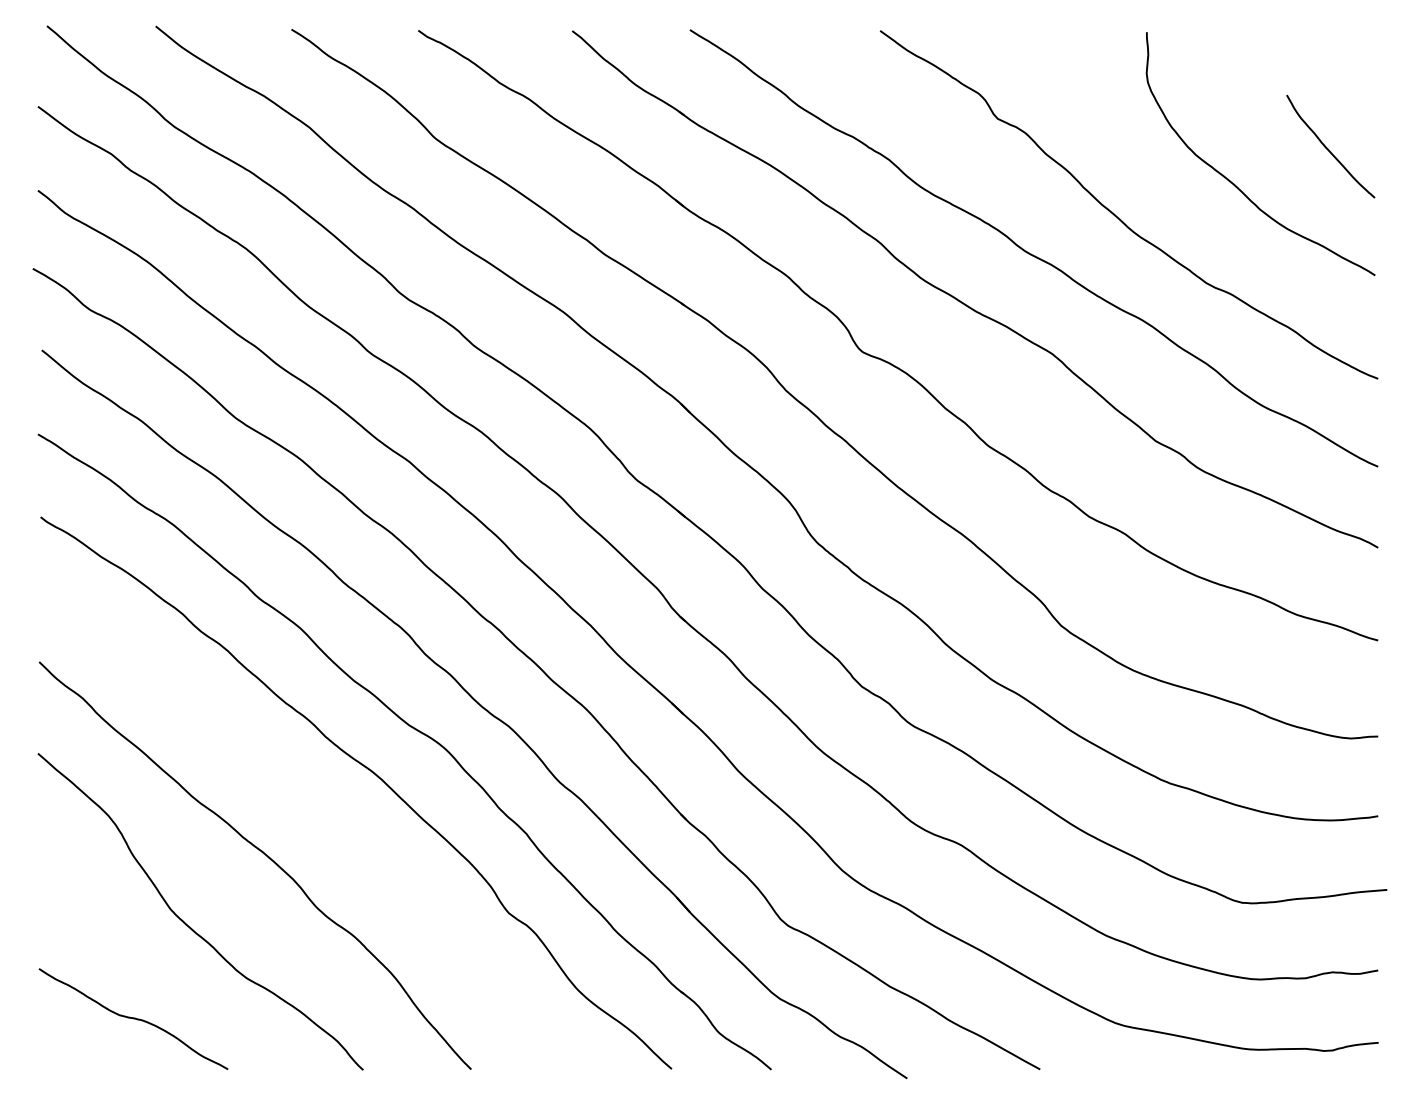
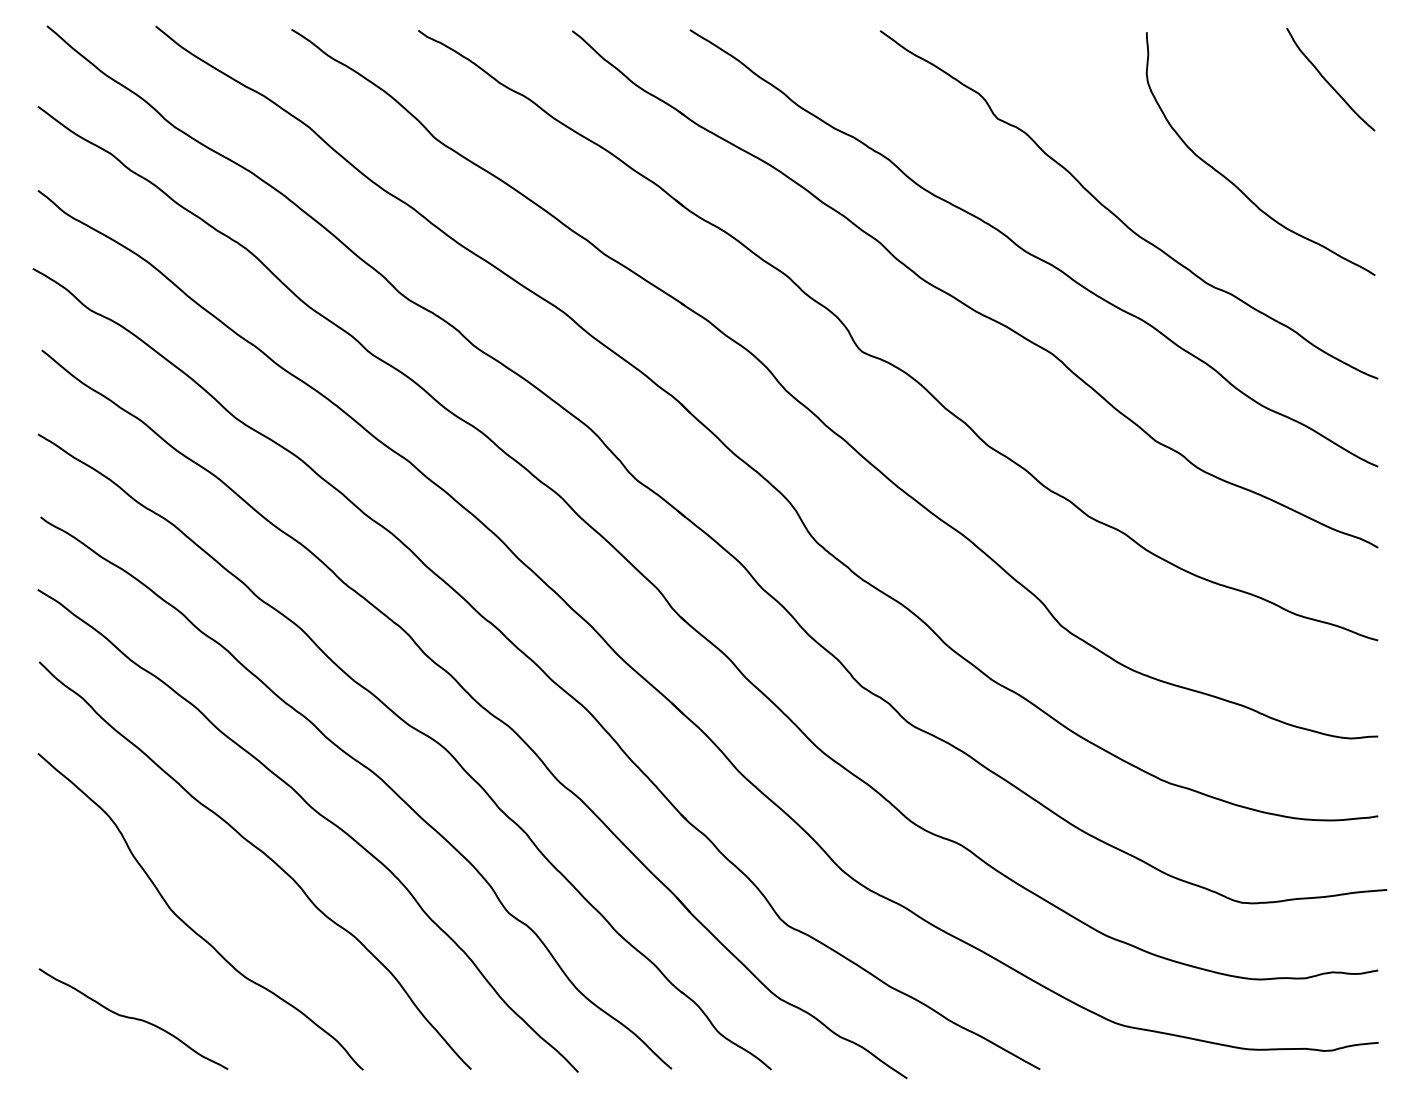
curve position: (1328, 148) -> (1328, 81) (1328, 81)
curve: none -> present (319, 815)
